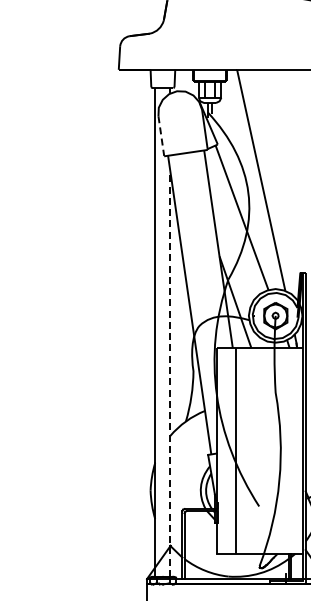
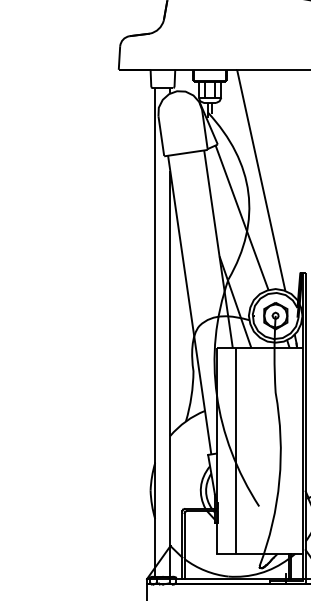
line: dashed -> solid (161, 136)
line: dashed -> solid (170, 374)
